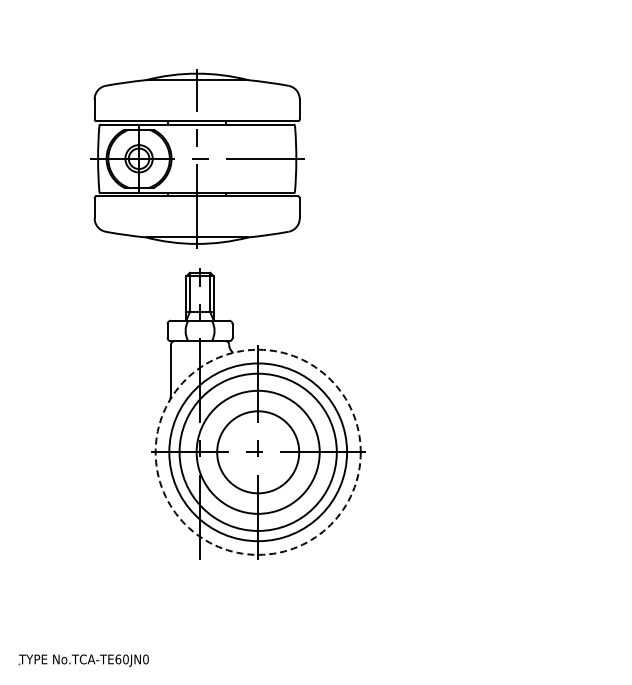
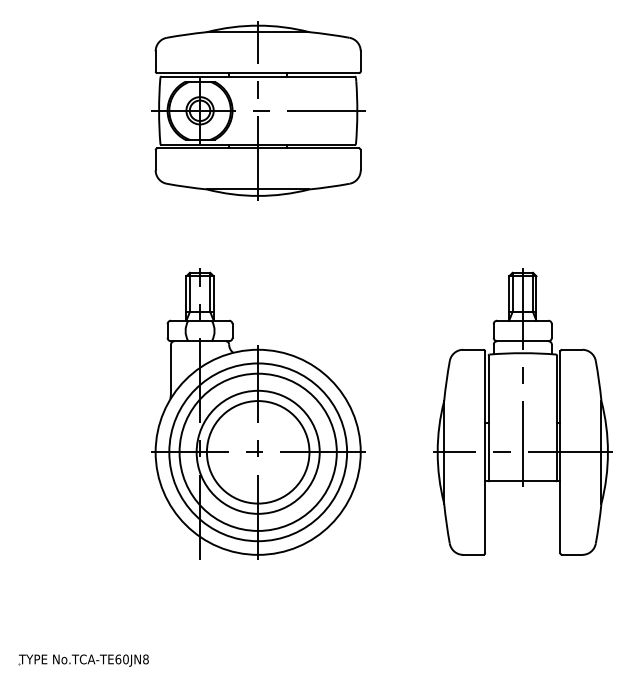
part position: (197, 158) -> (258, 110) (258, 110)
part: none -> present (522, 411)
circle: dashed -> solid (257, 451)
circle diameter: 82 px -> 103 px (257, 452)
text: No.TCA-TE60JN0 -> No.TCA-TE60JN8 (145, 659)
